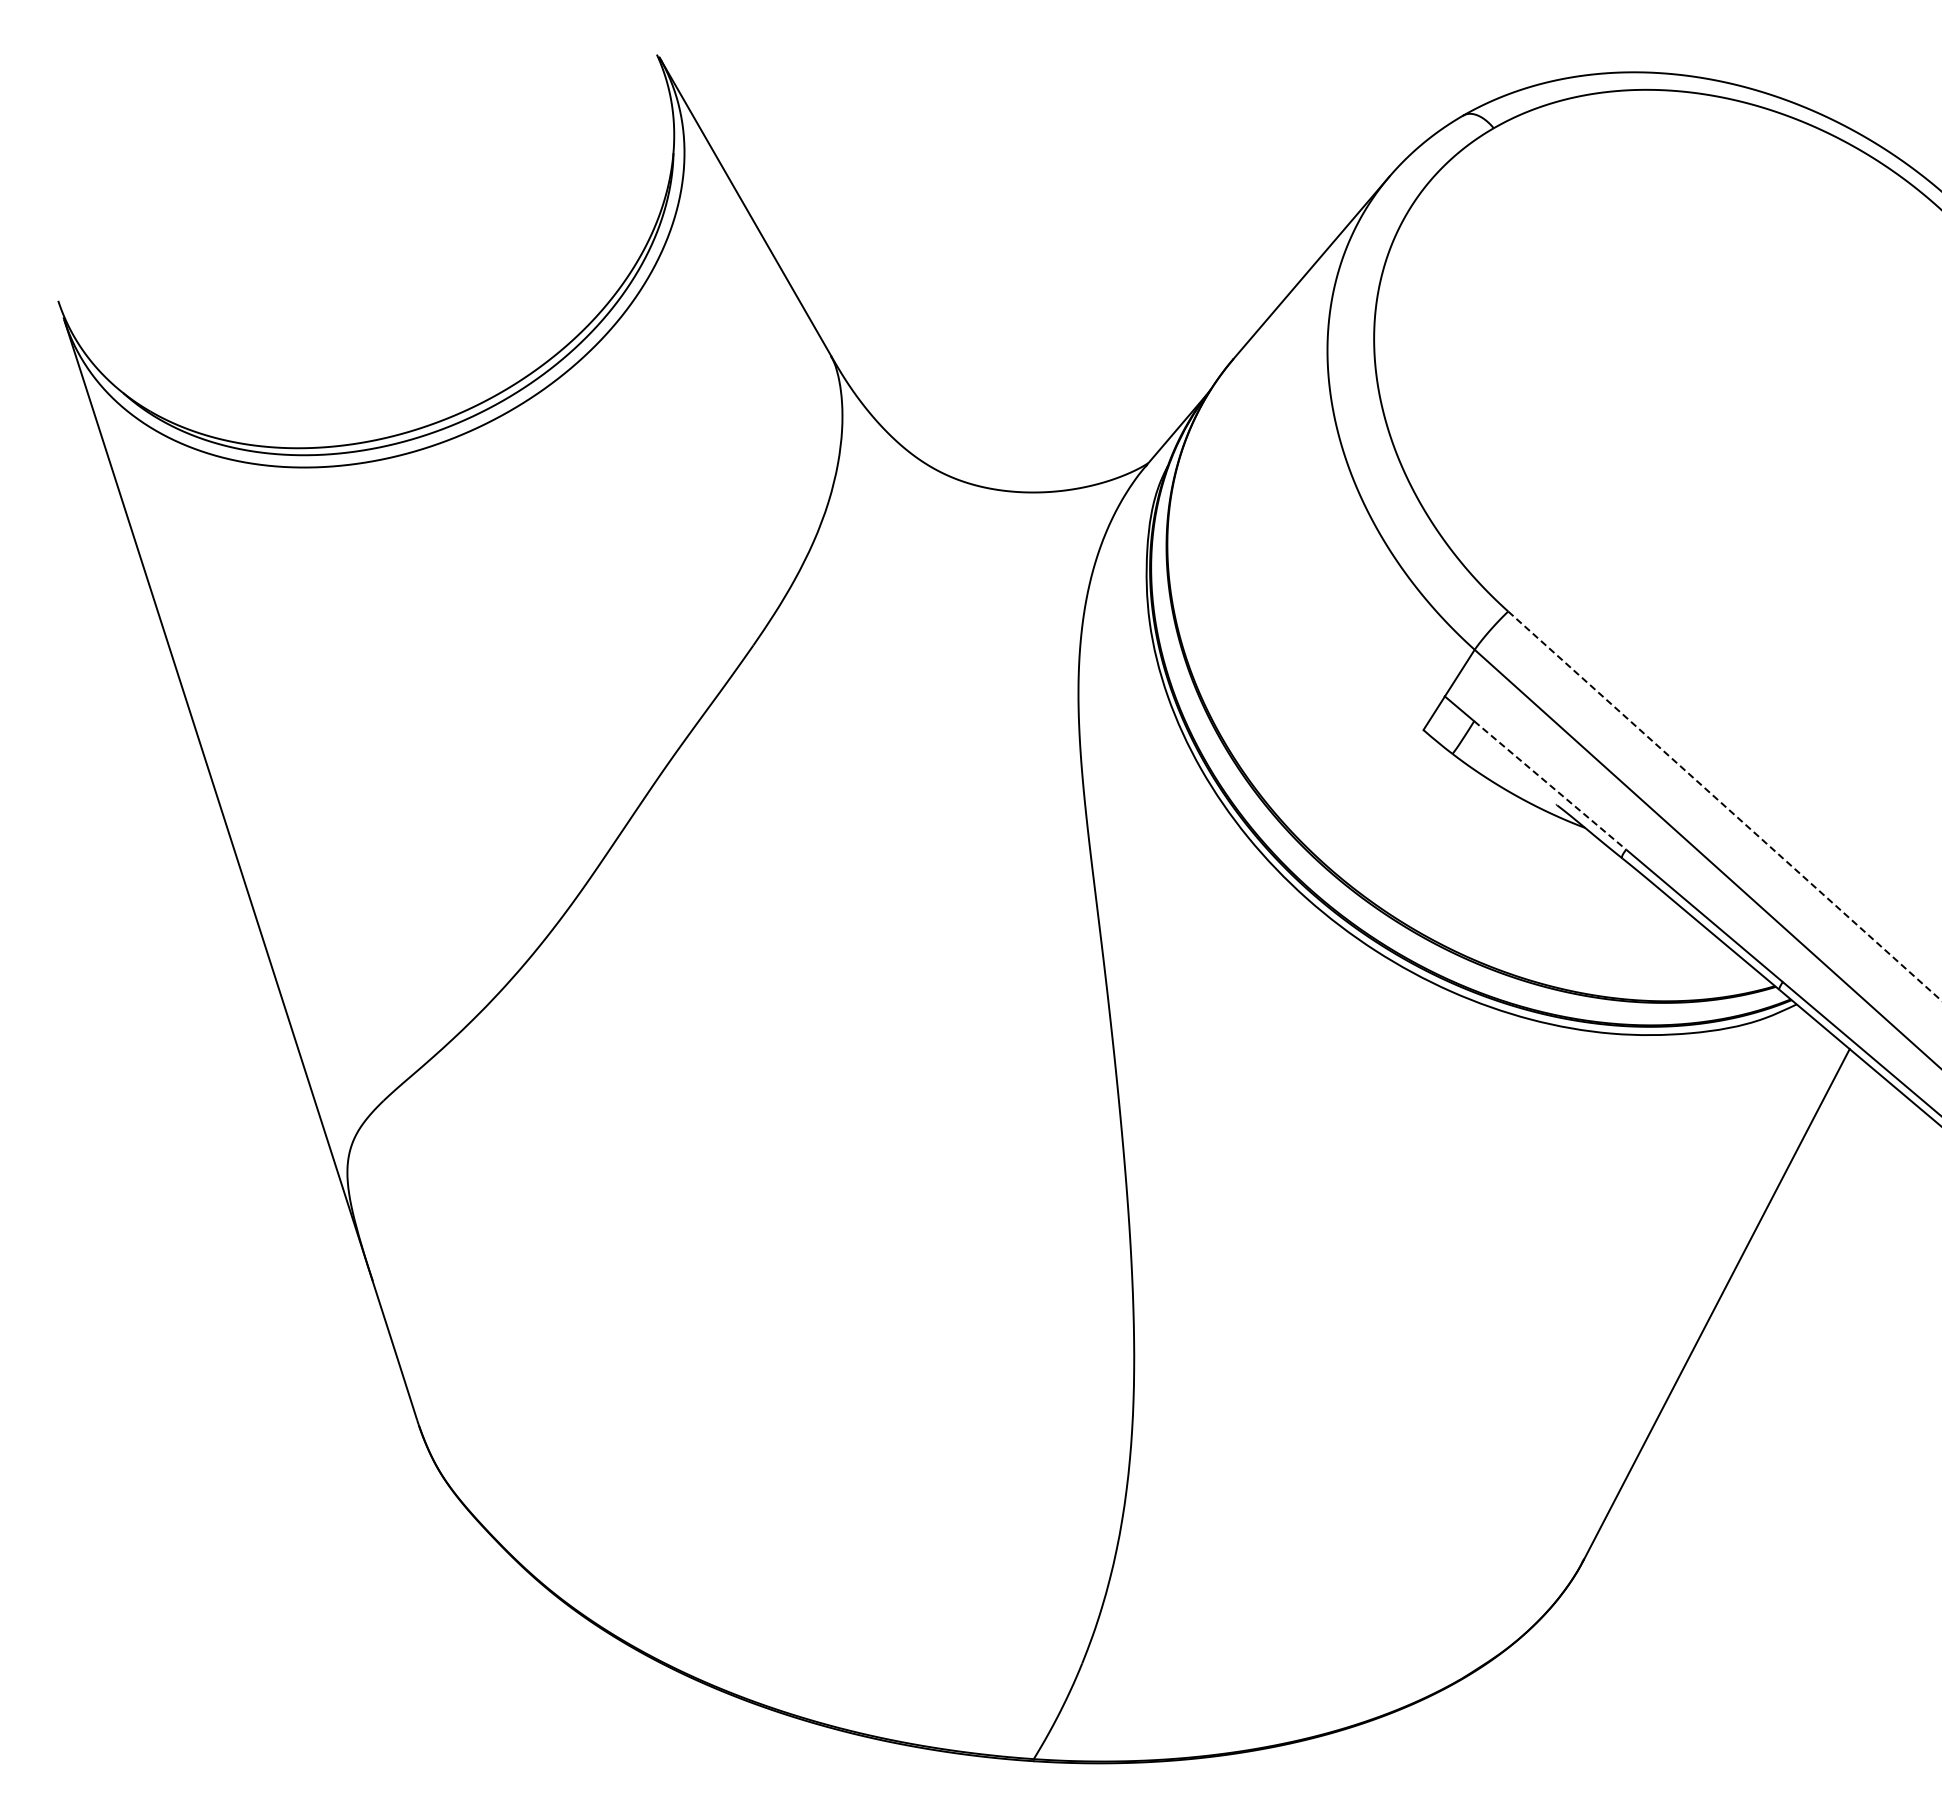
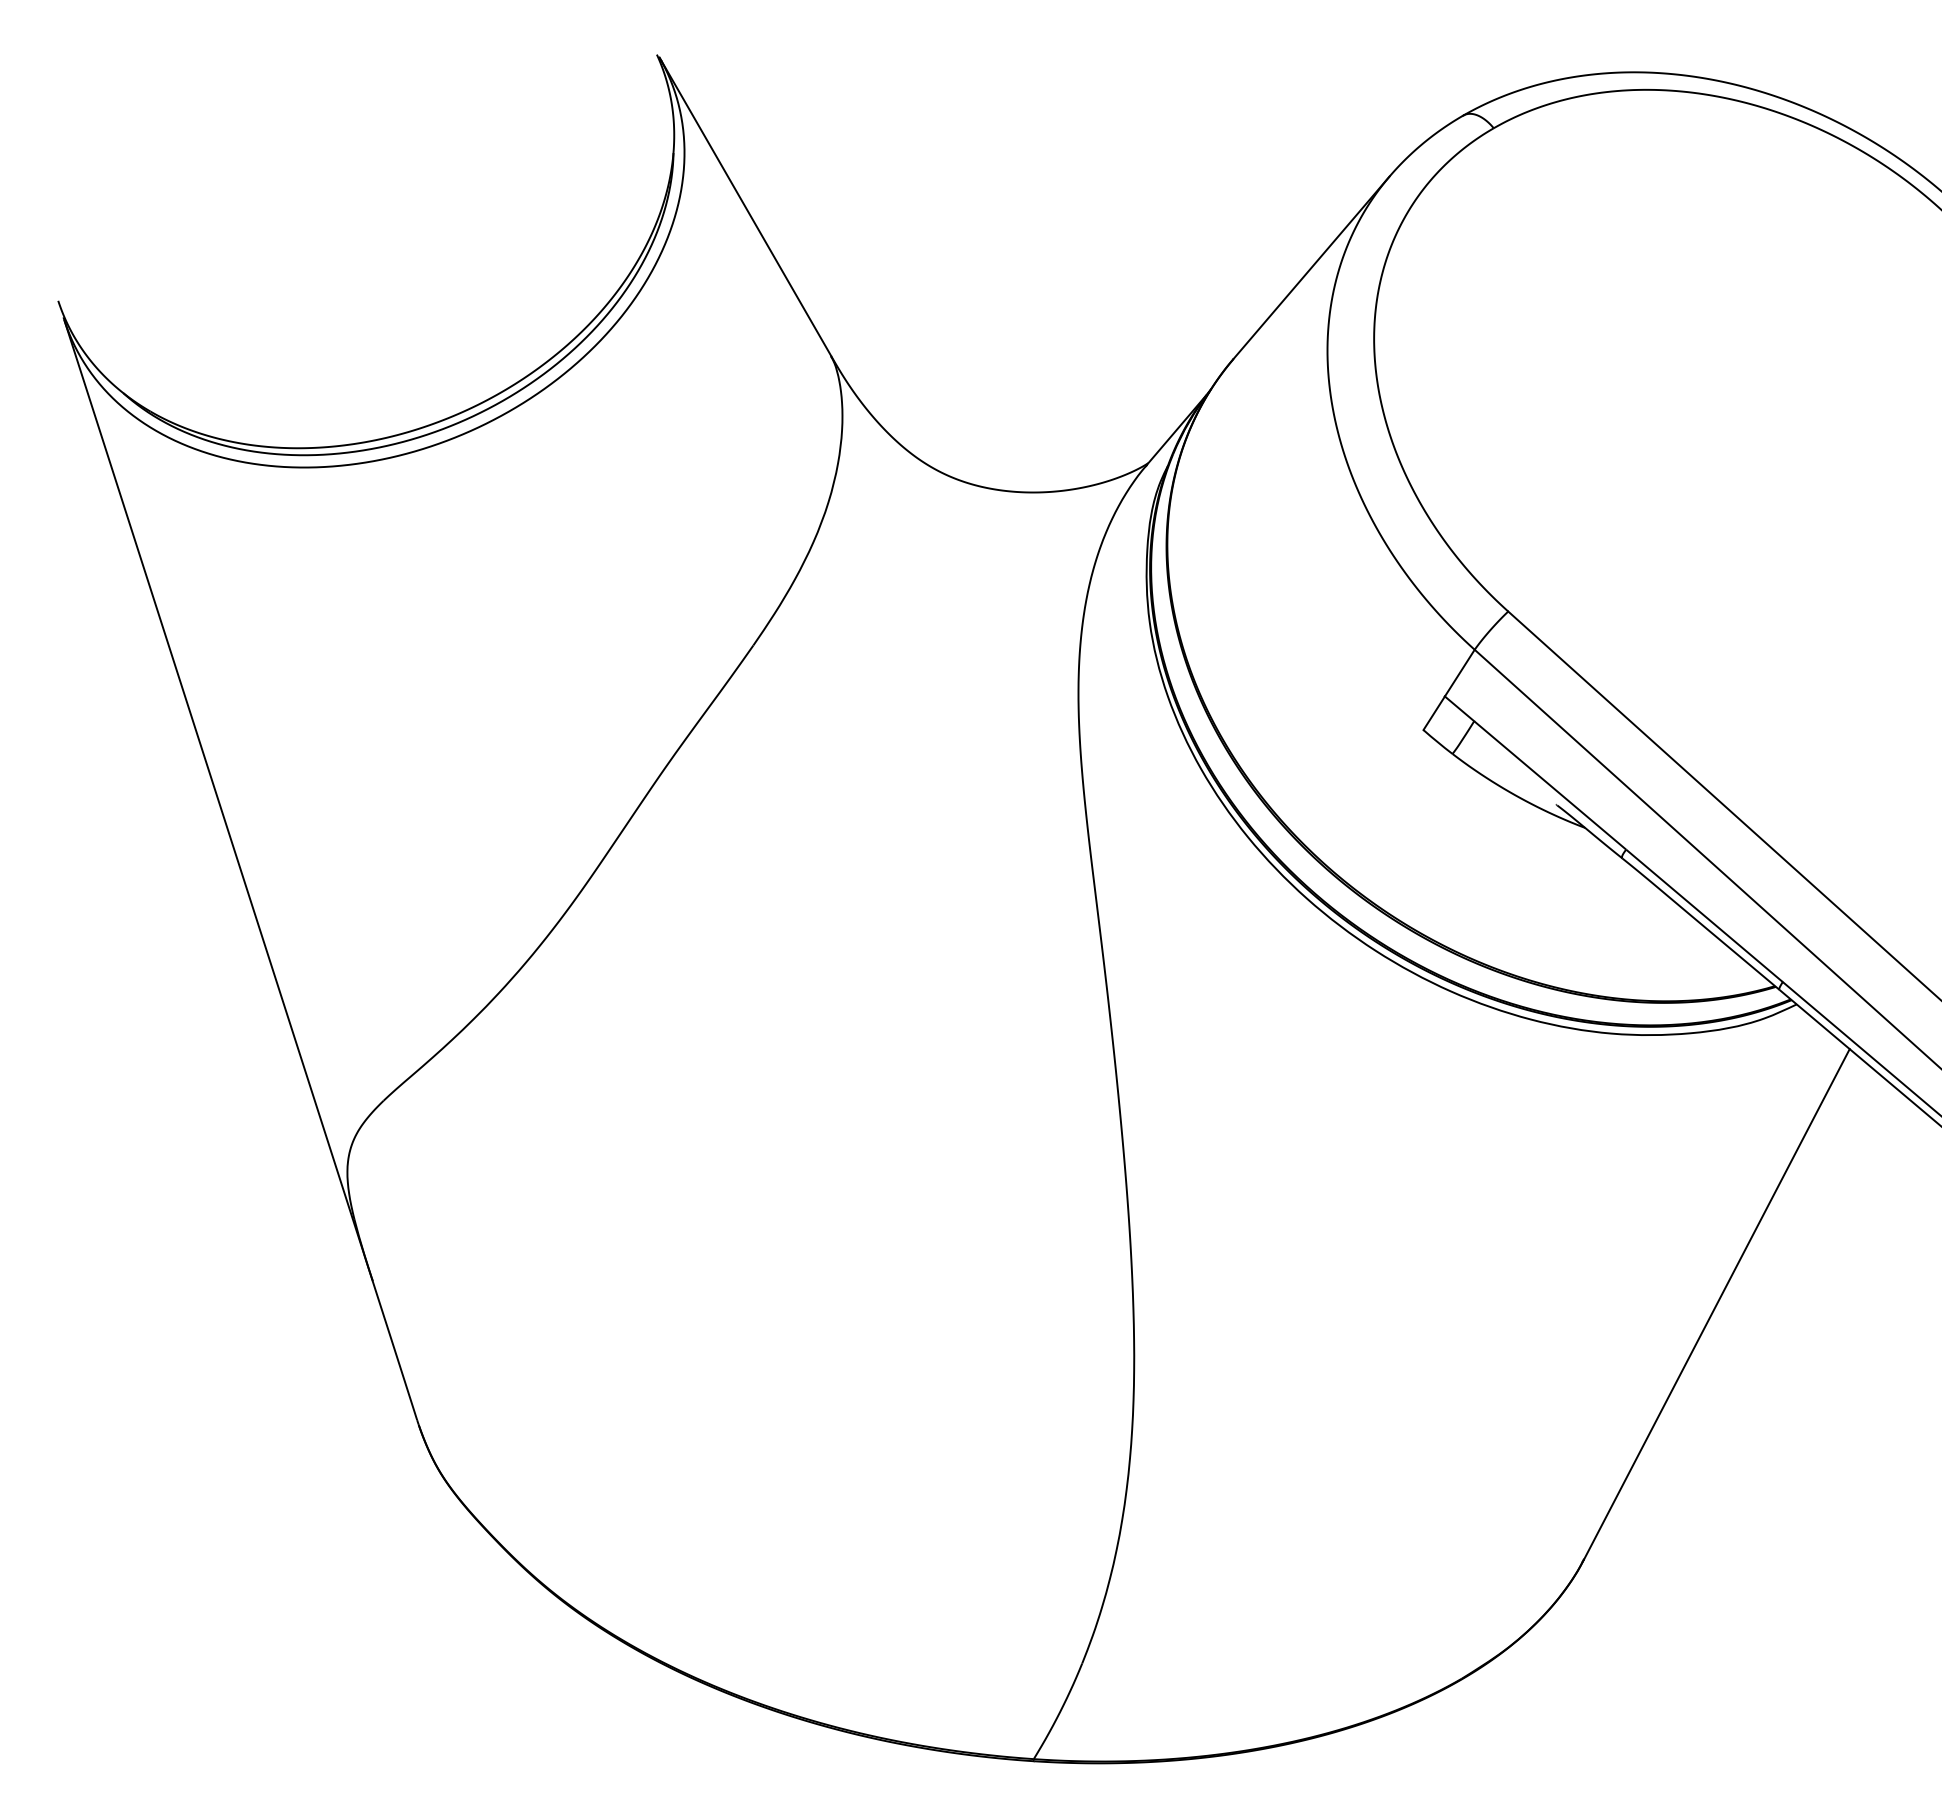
line: dashed -> solid (1550, 785)
line: dashed -> solid (1725, 806)
